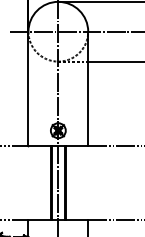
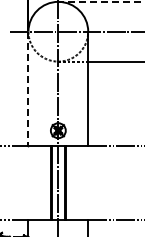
line: solid -> dashed (101, 1)
line: solid -> dashed (28, 88)
